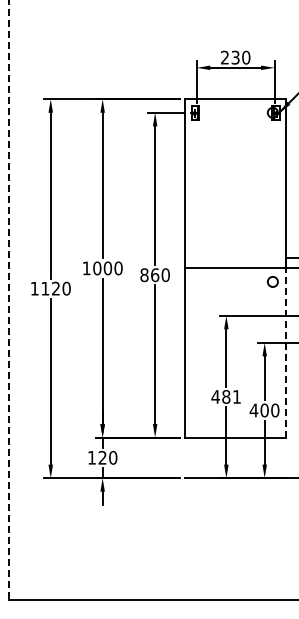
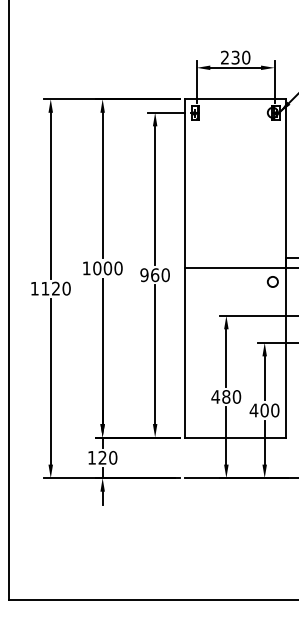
text: 860 -> 960 (144, 275)
line: dashed -> solid (9, 300)
line: dashed -> solid (286, 352)
text: 481 -> 480 (236, 396)
